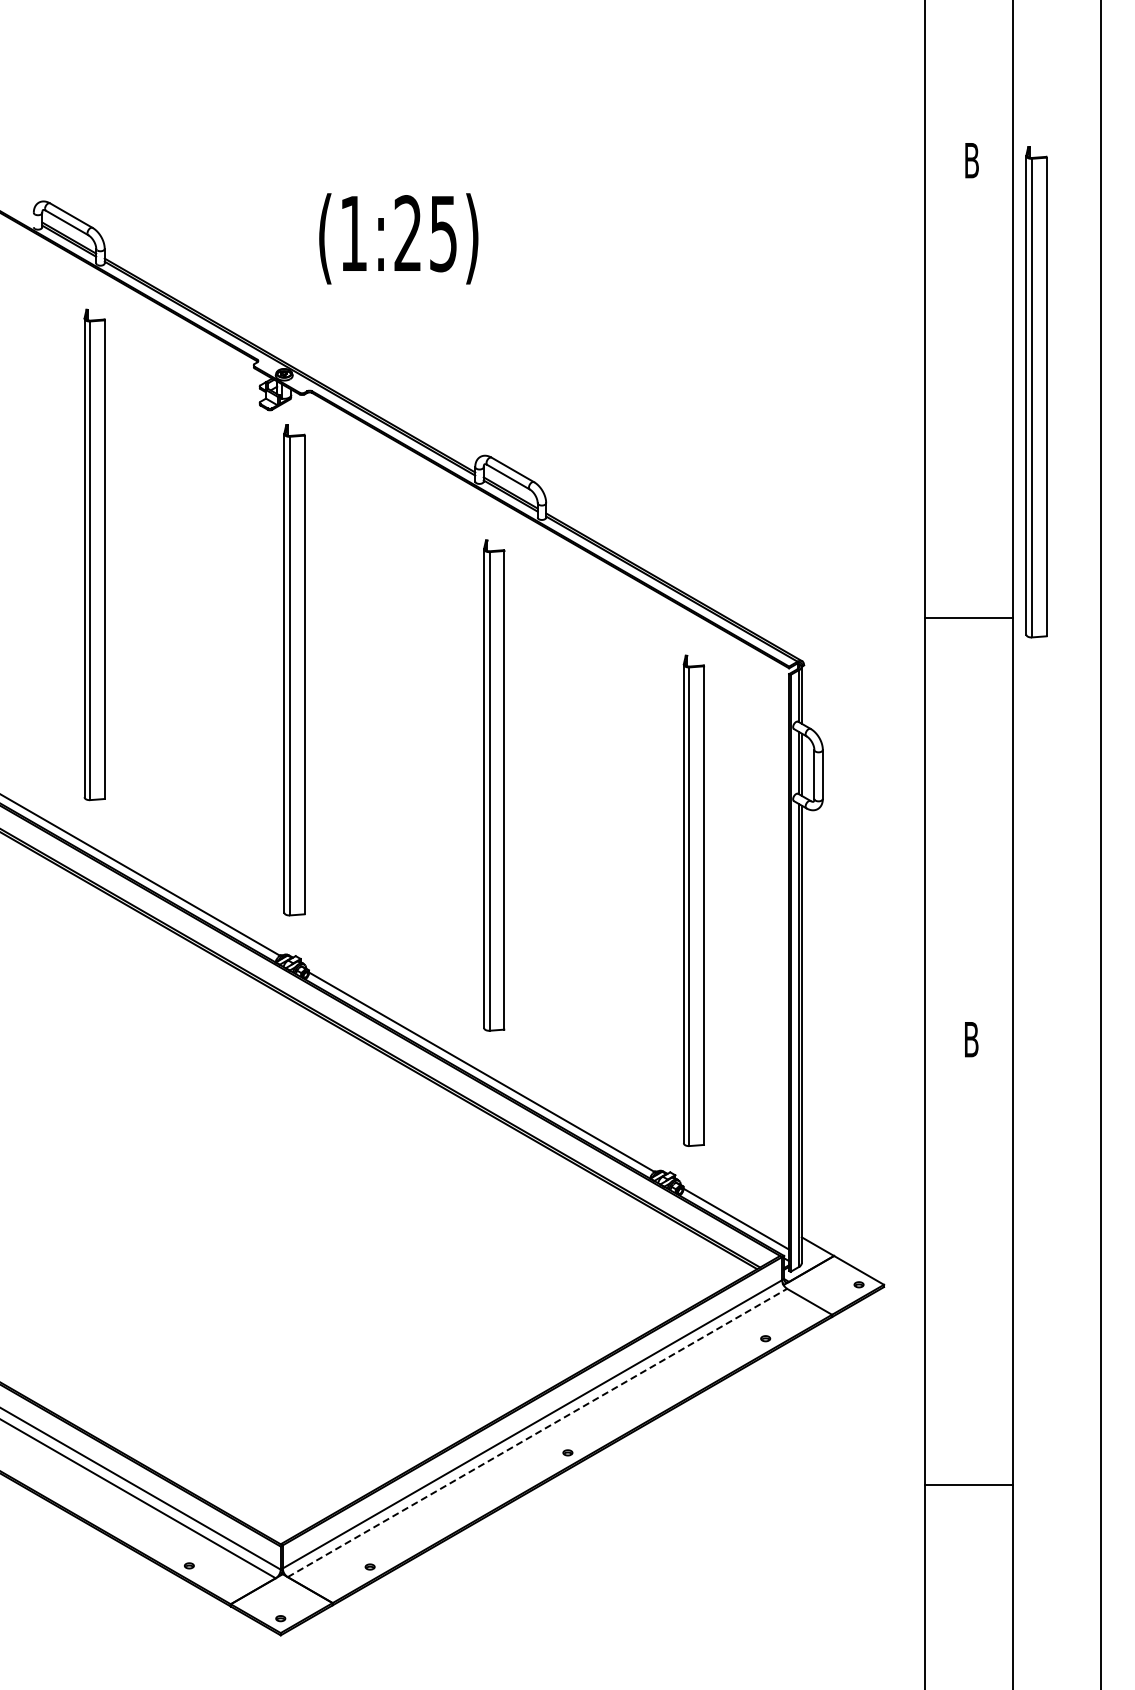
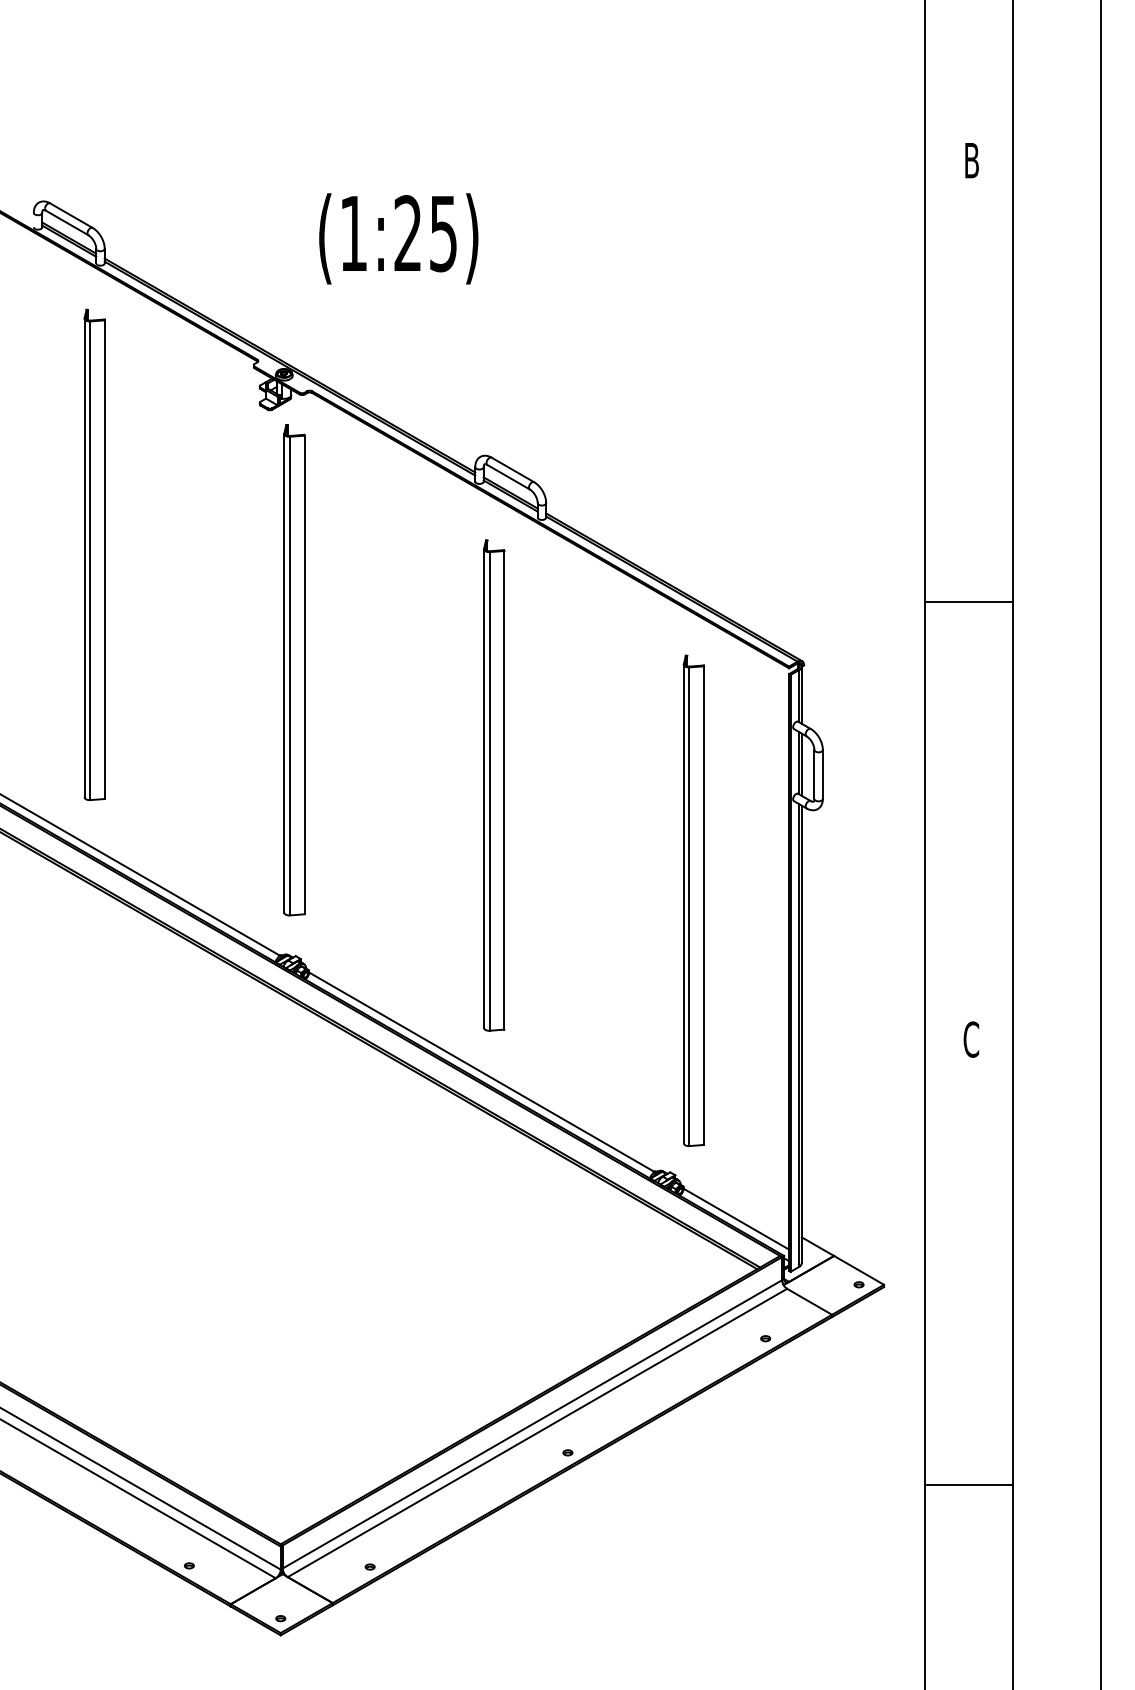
part: present -> none (1036, 392)
line position: (968, 618) -> (968, 602) (968, 602)
text: B -> C (971, 1039)
line: dashed -> solid (537, 1432)
